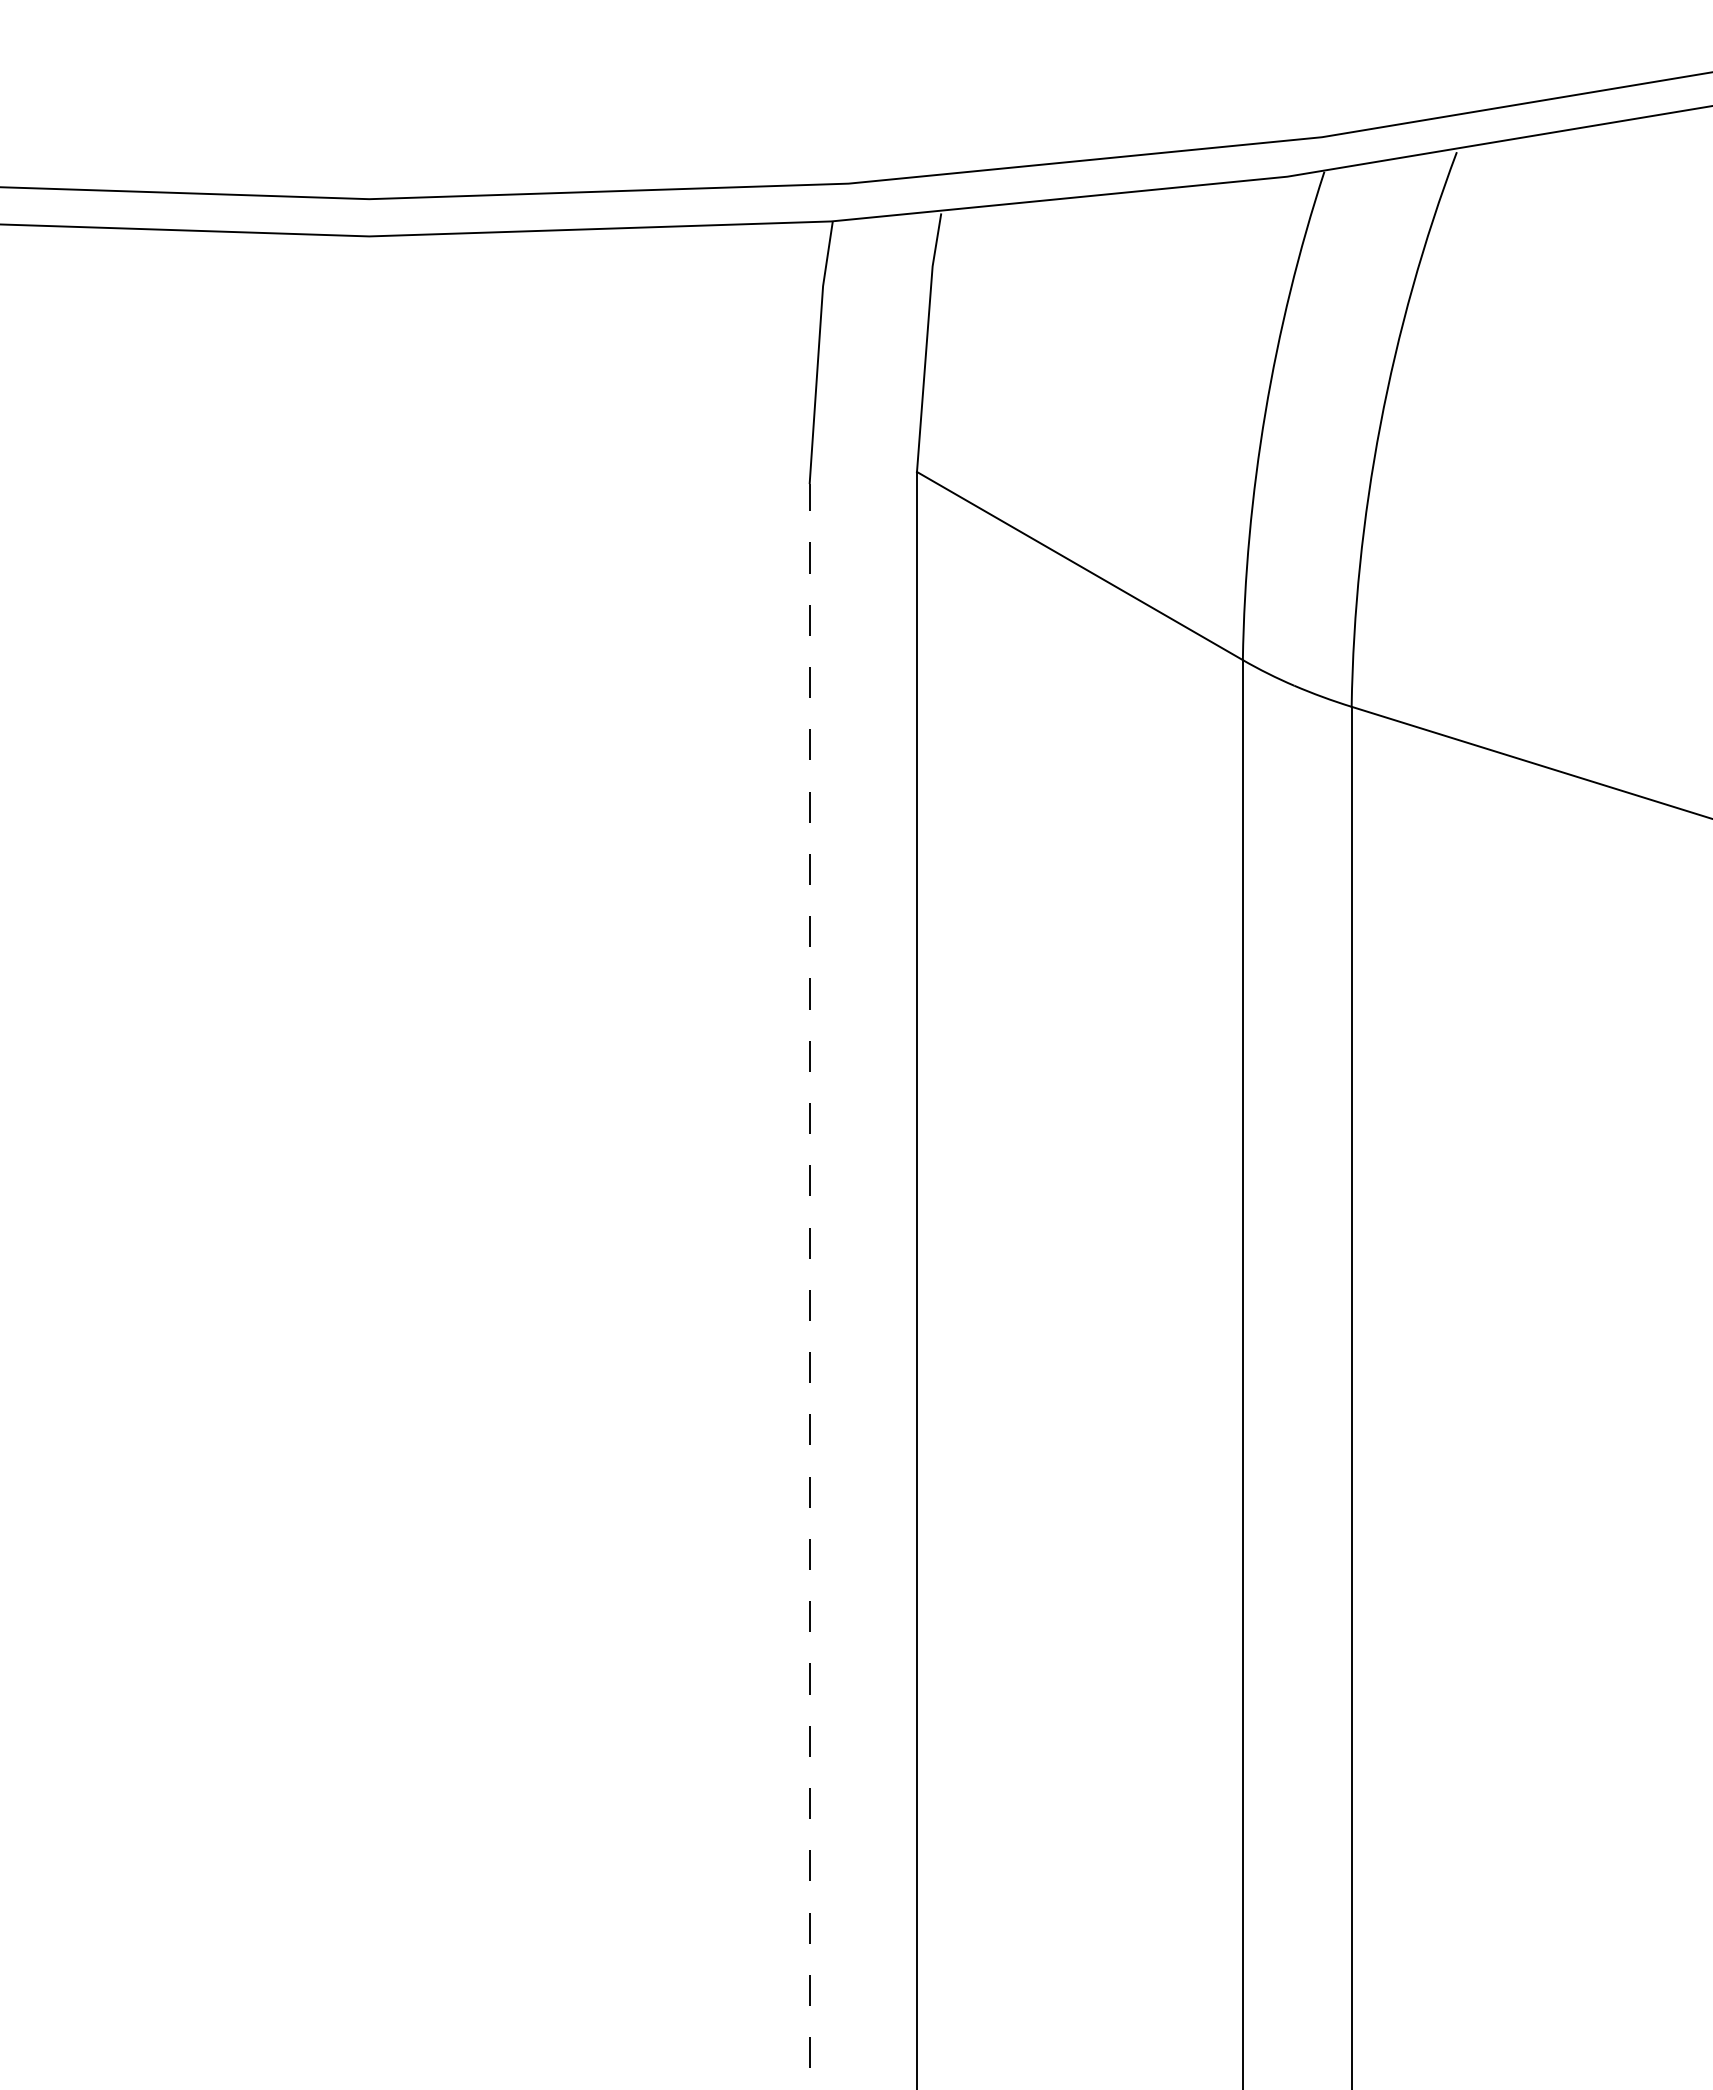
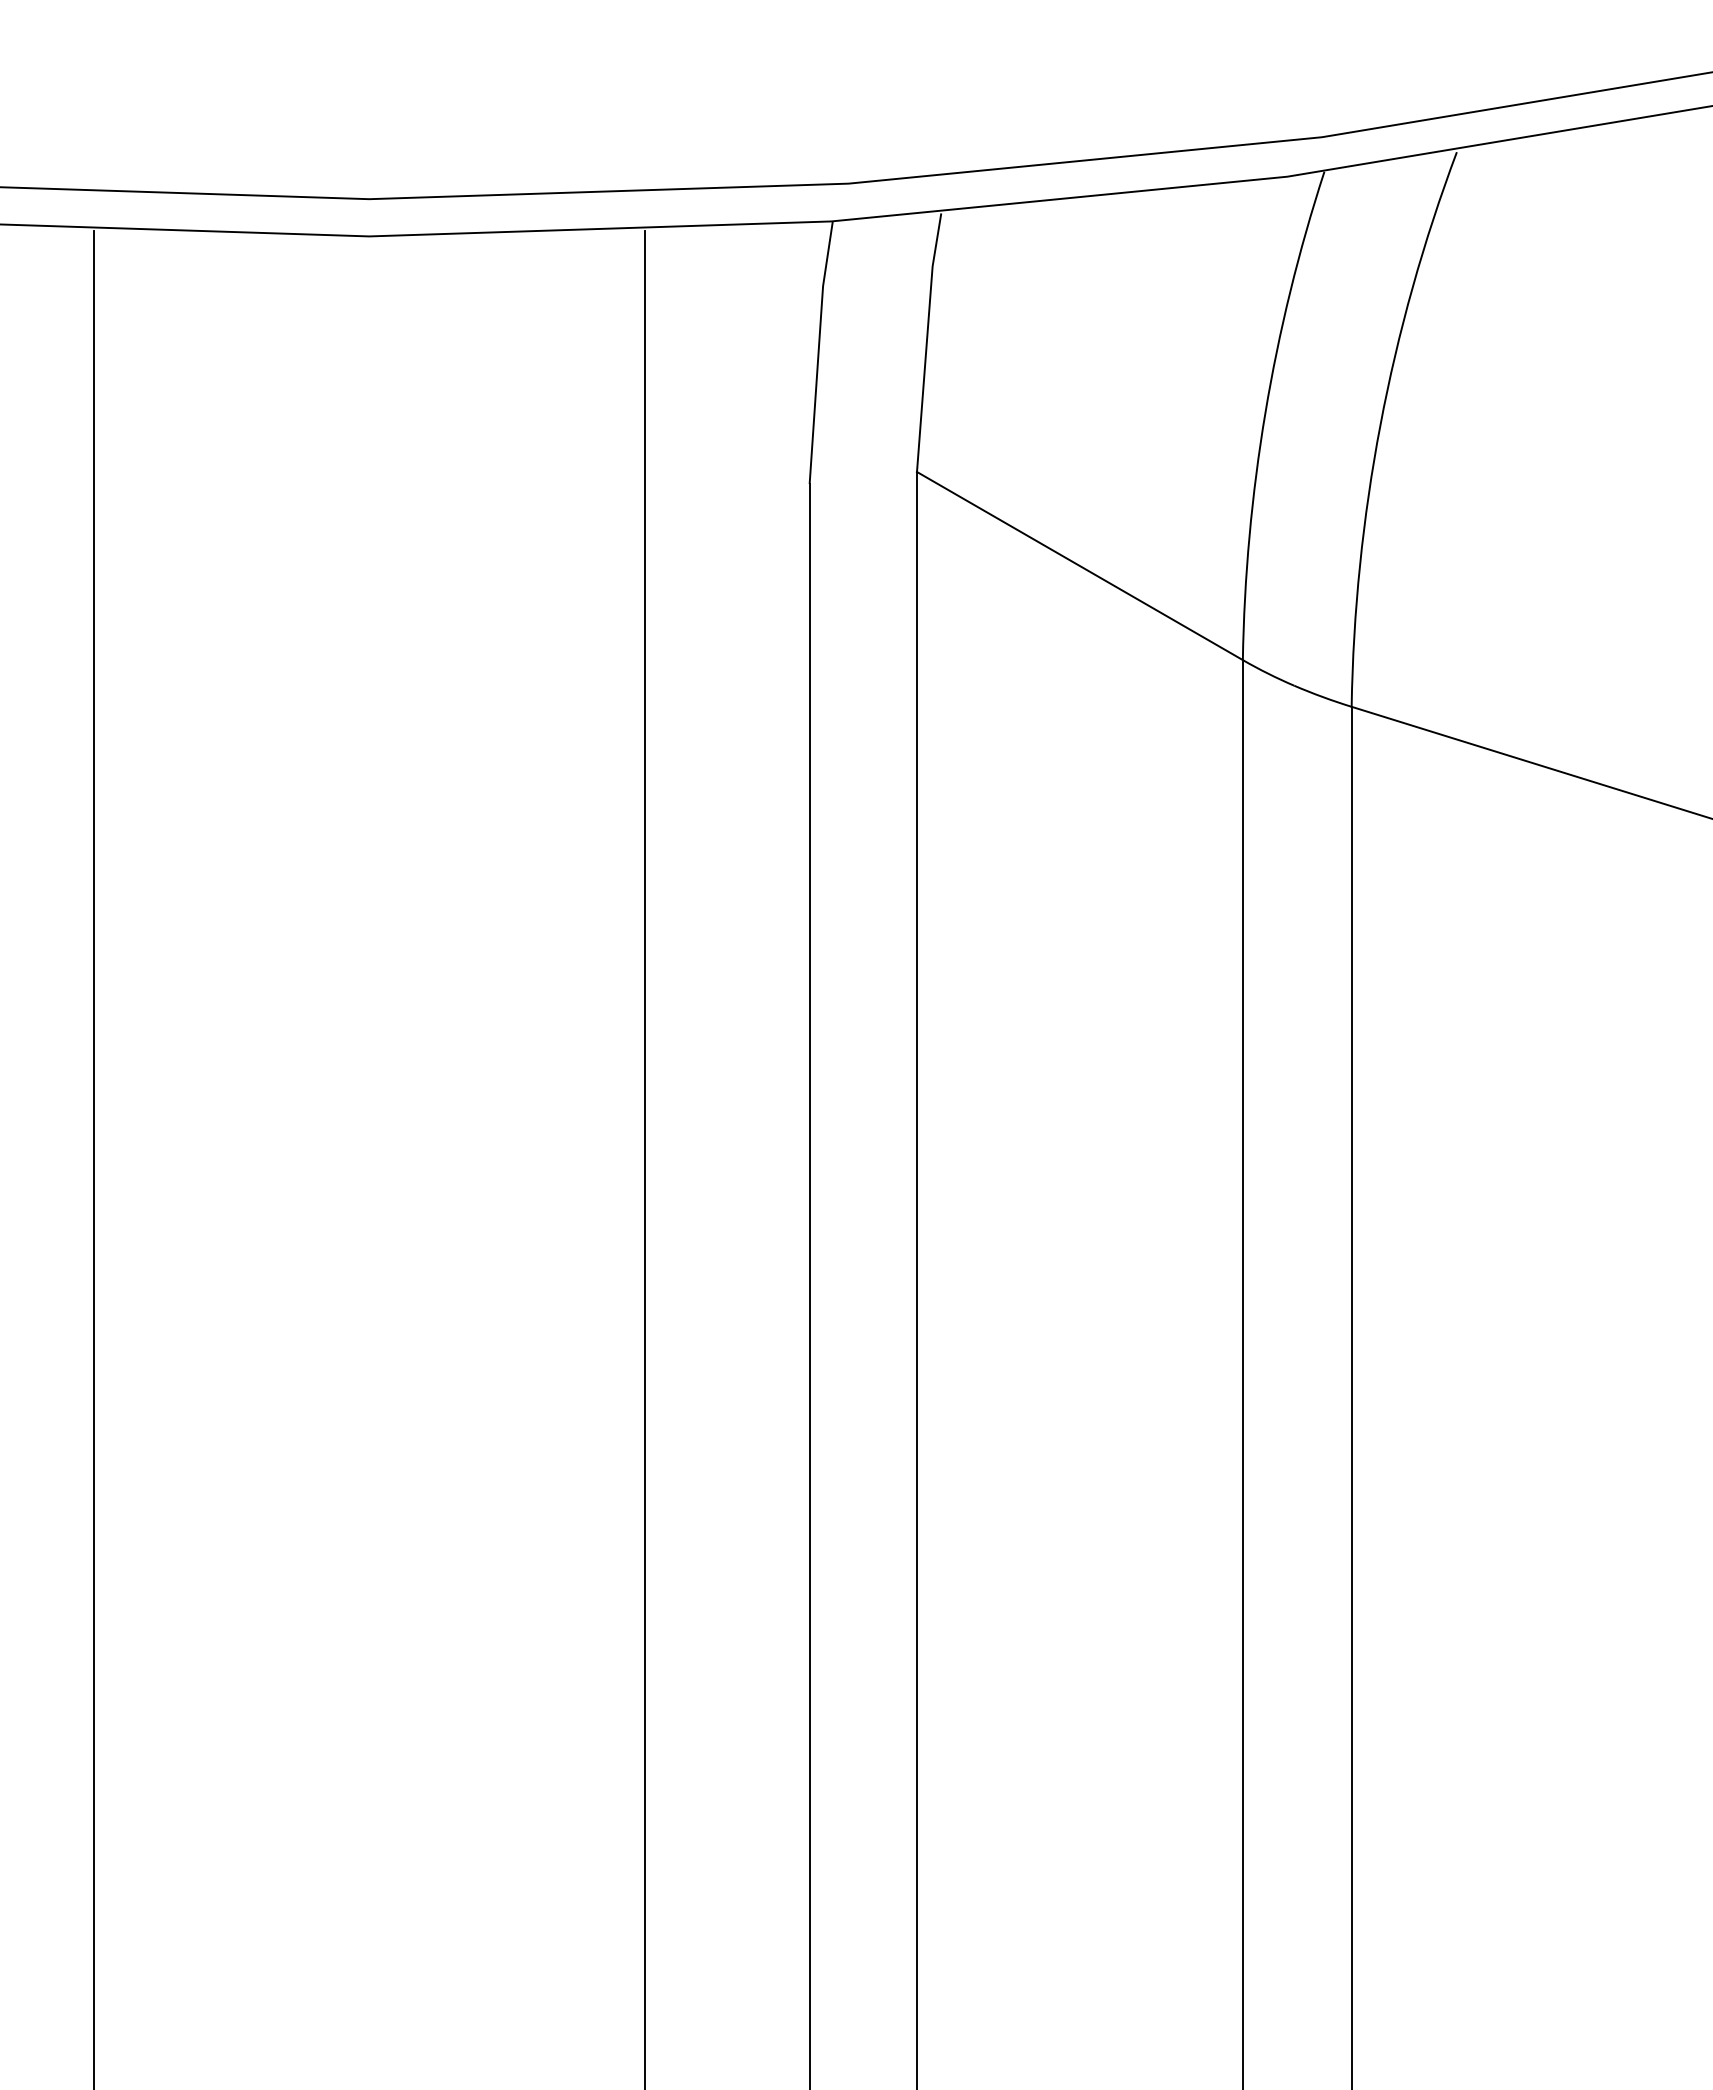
line: none -> present (94, 1158)
line: none -> present (644, 1158)
line: dashed -> solid (809, 1286)
